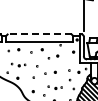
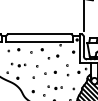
line: dashed -> solid (39, 34)
part position: (69, 75) -> (67, 70) (67, 70)
